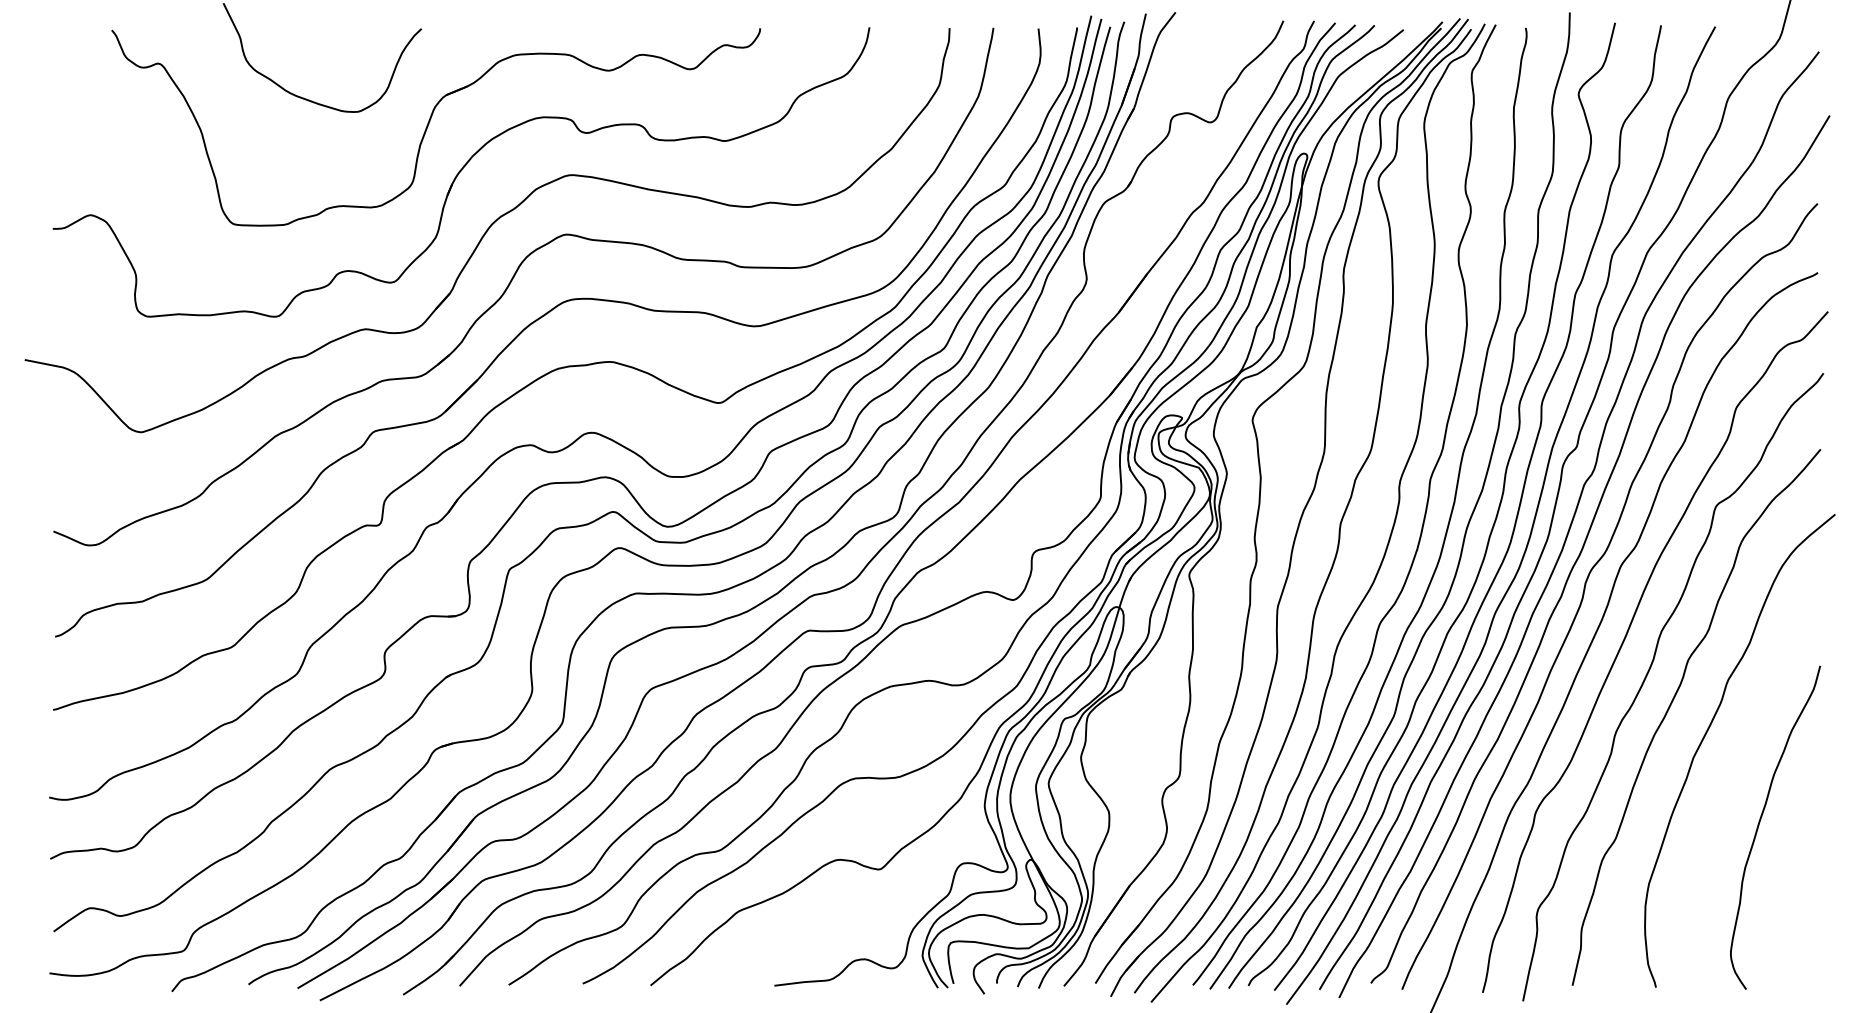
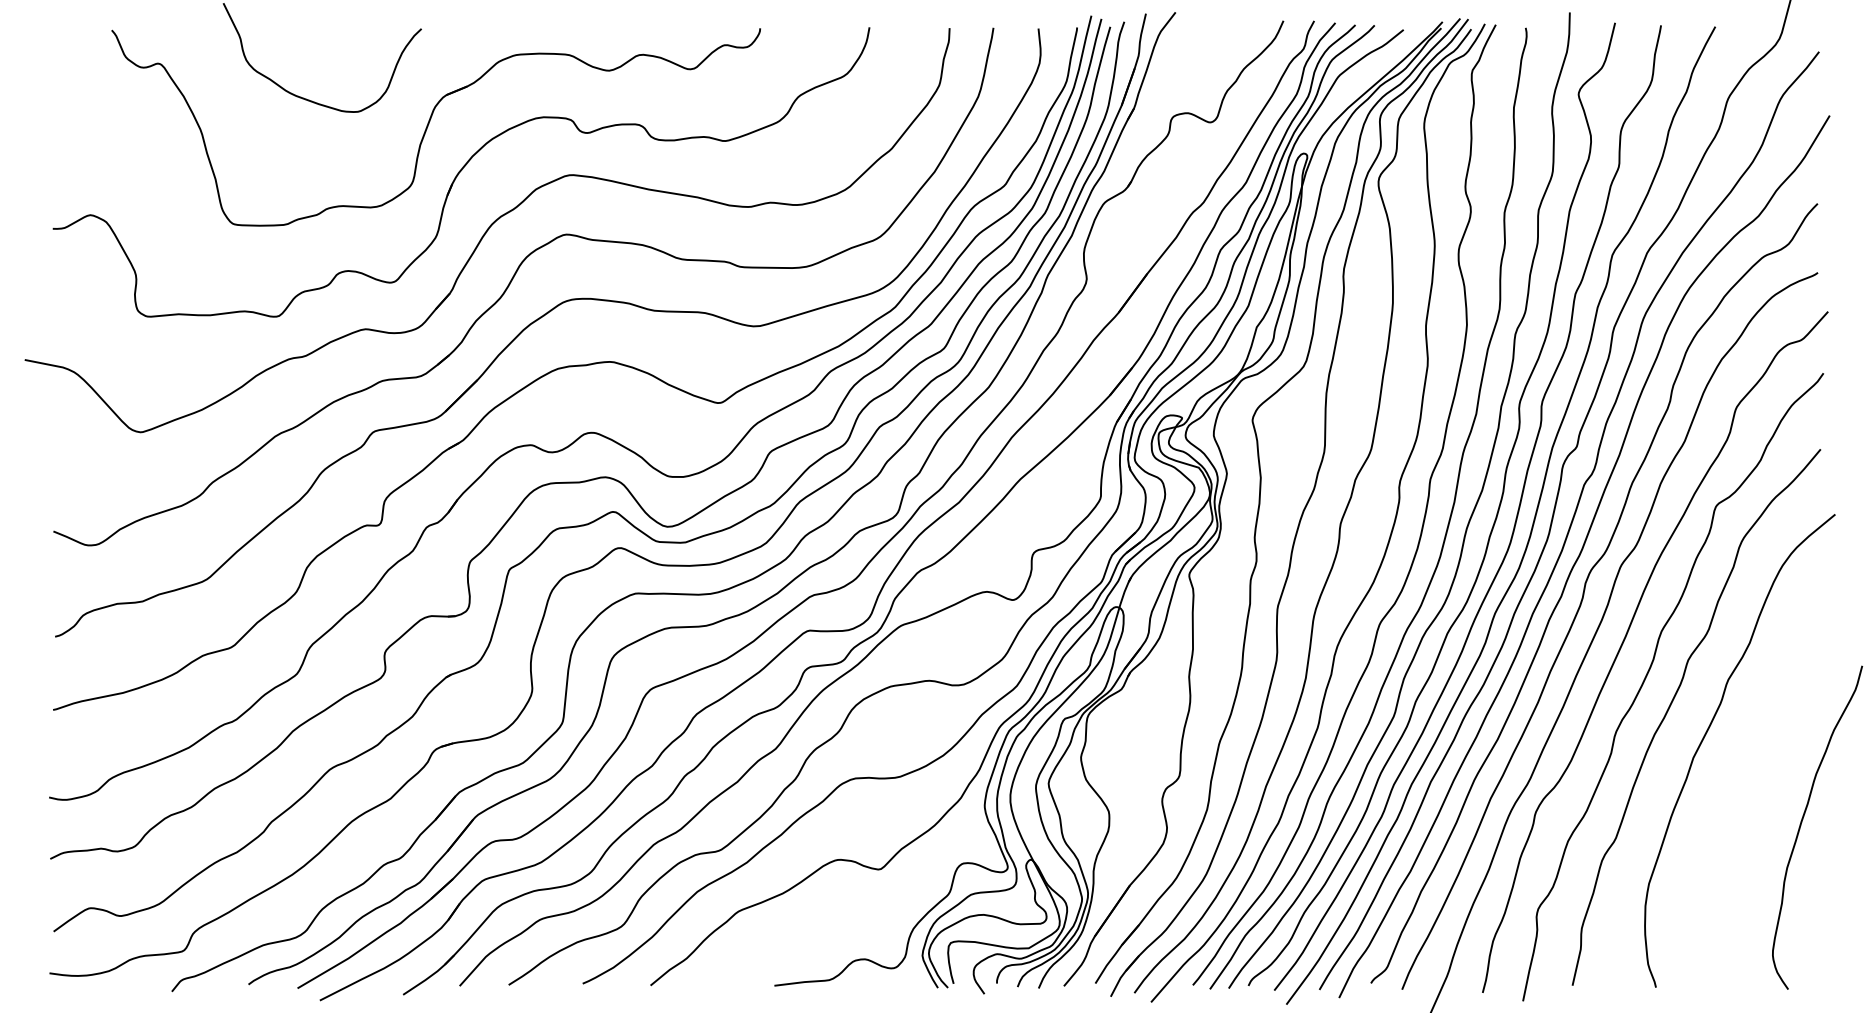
curve position: (1760, 822) -> (1802, 822) (1802, 822)
